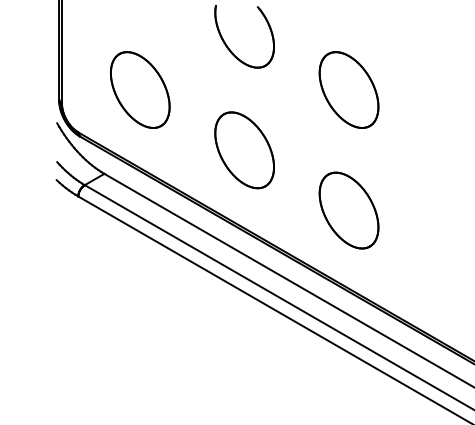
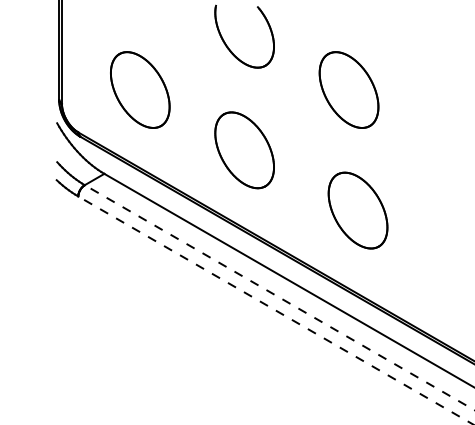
part position: (348, 210) -> (357, 210) (357, 210)
line: solid -> dashed (279, 297)
line: solid -> dashed (275, 310)
